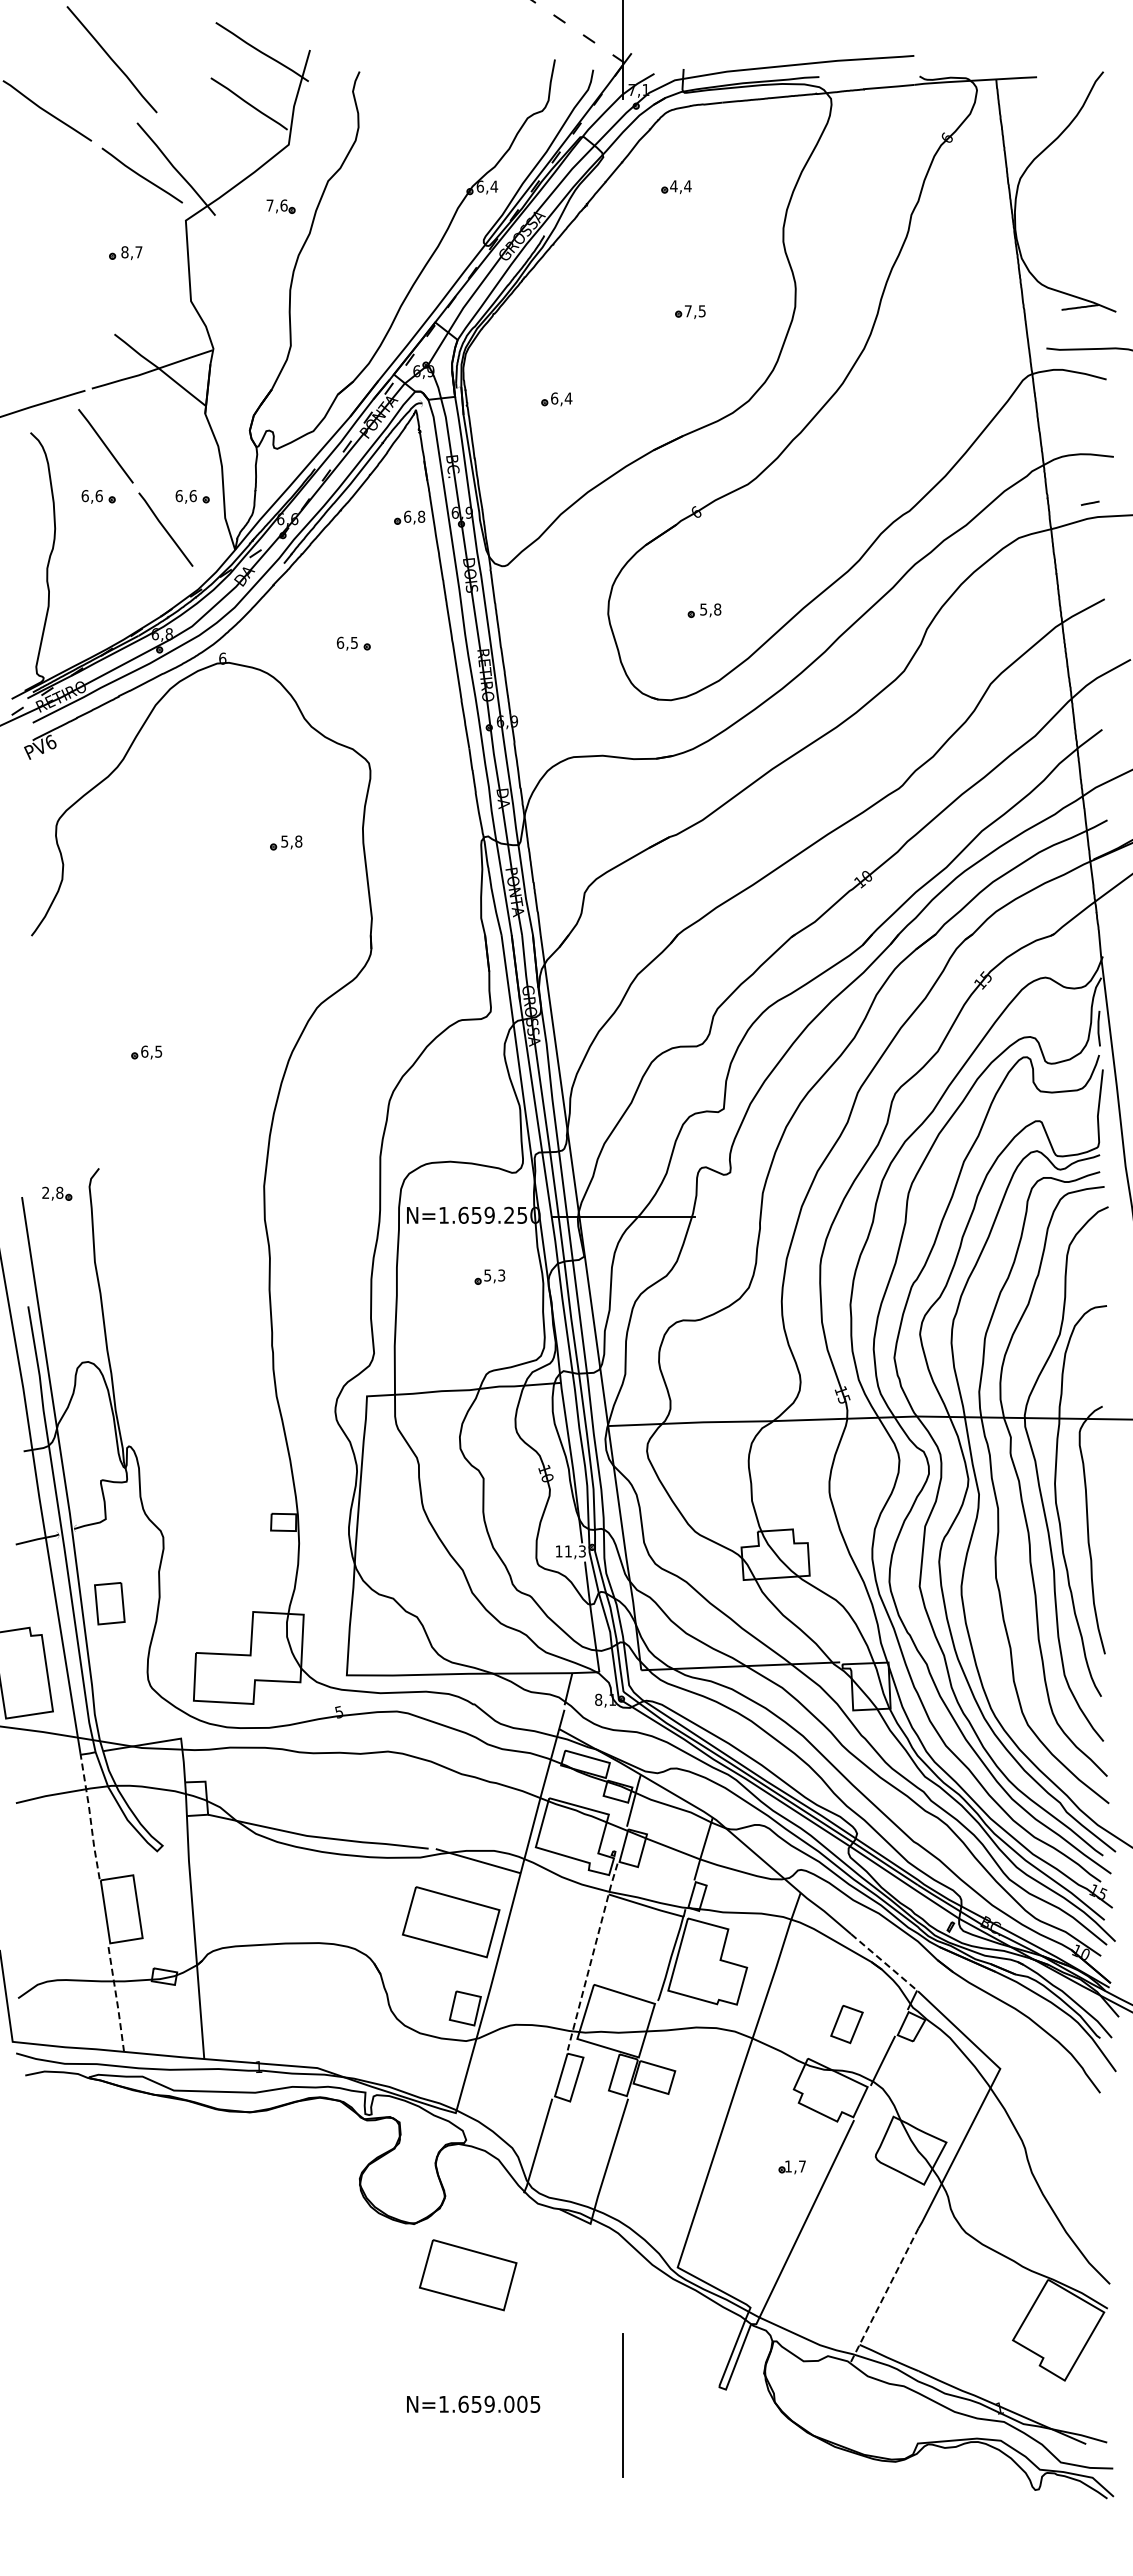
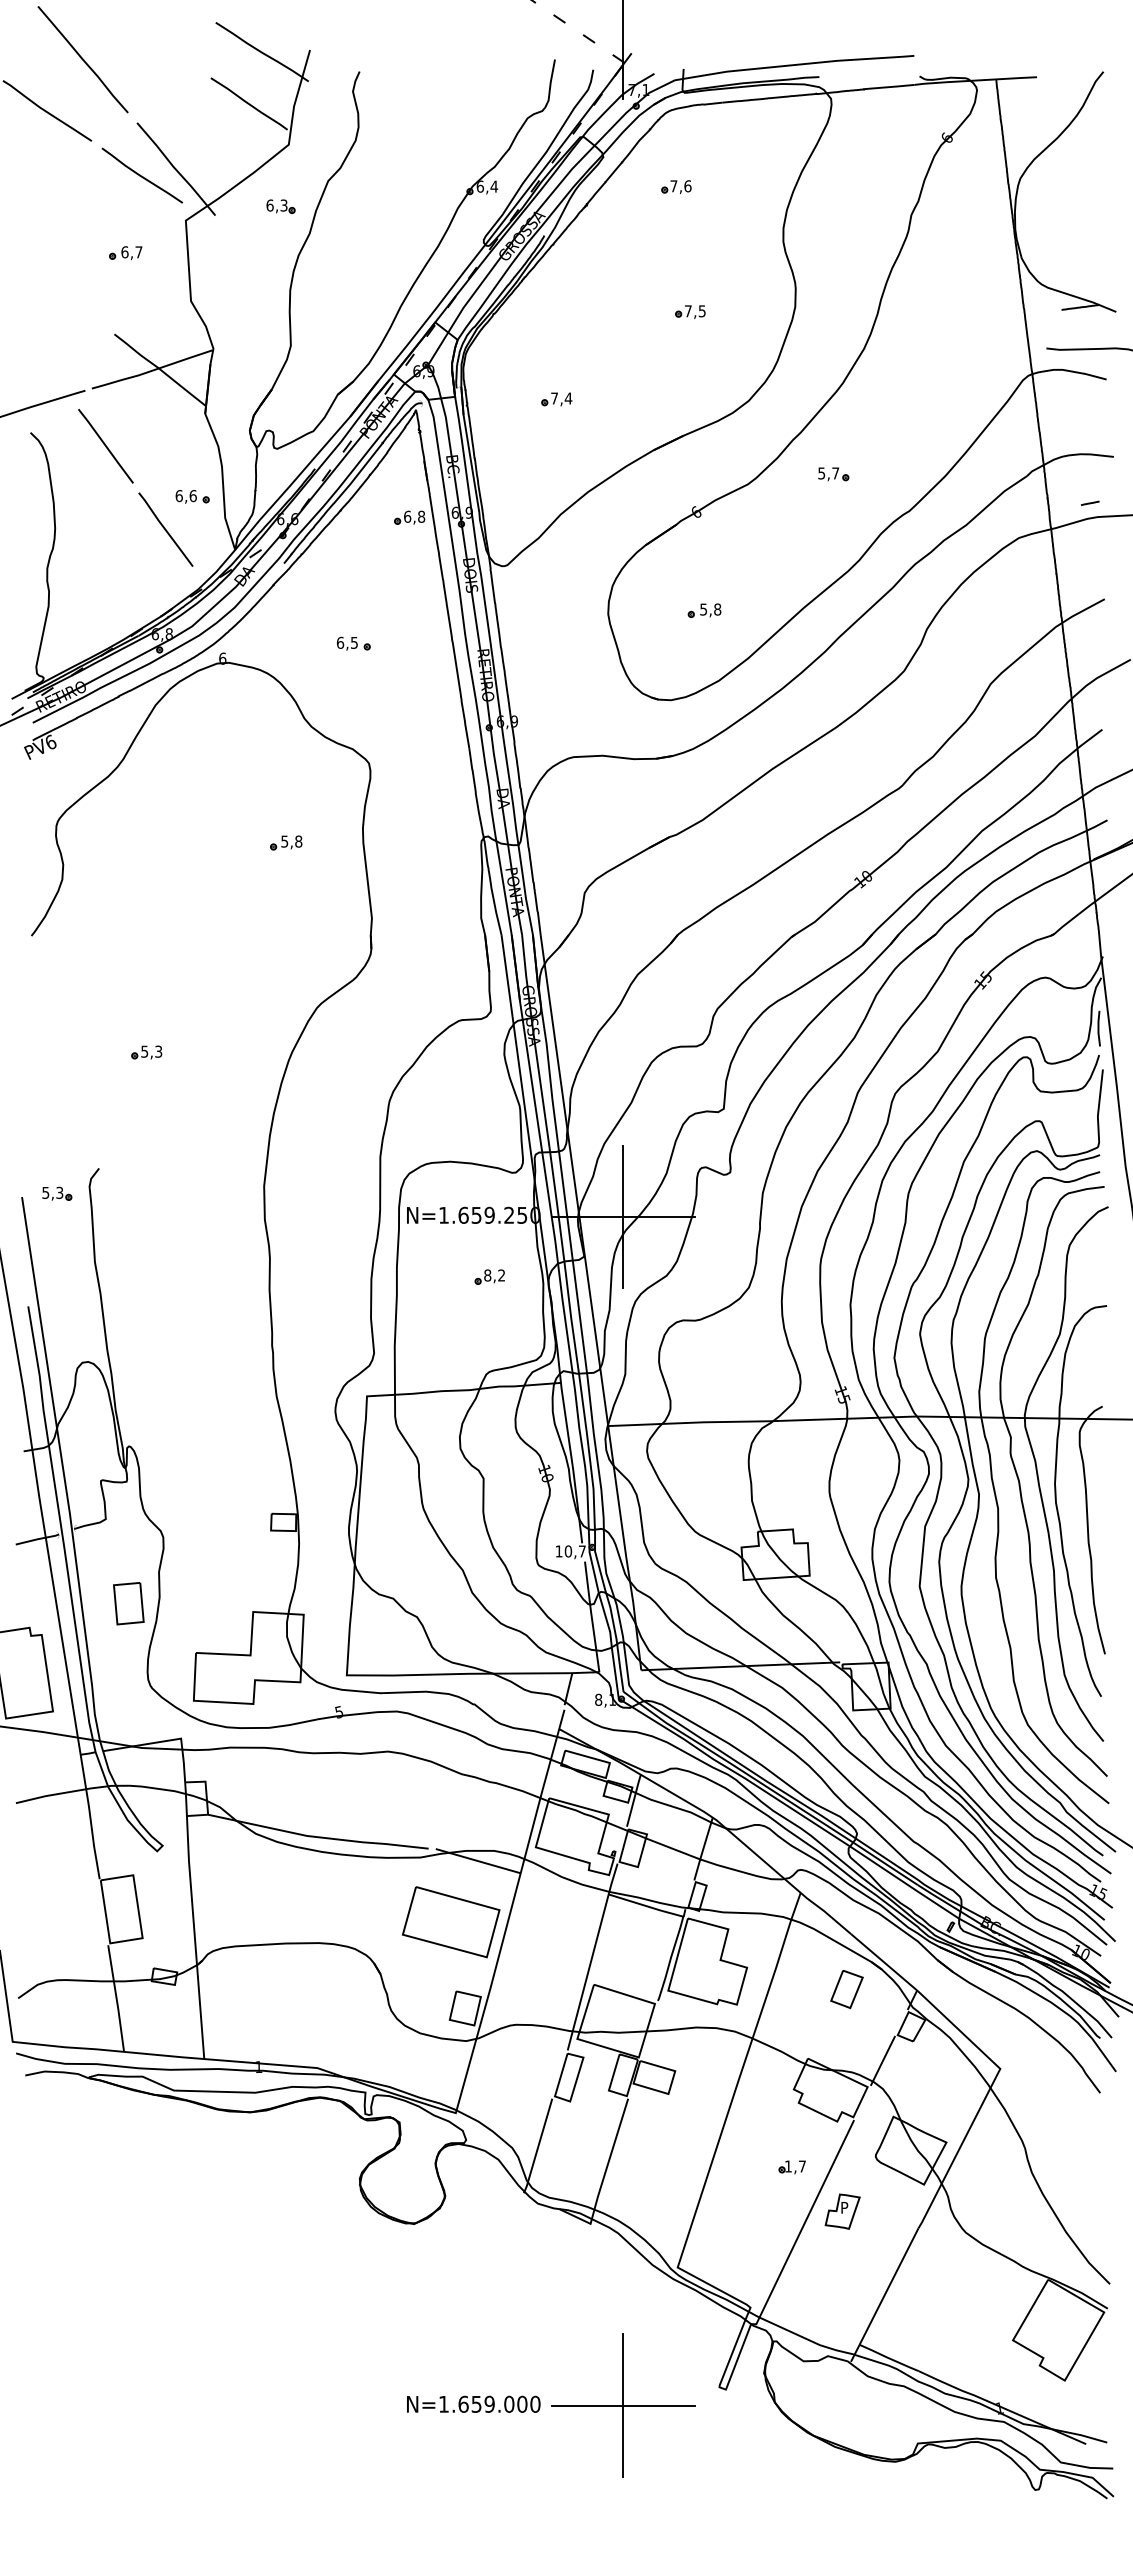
line position: (111, 59) -> (82, 59) (82, 59)
text: 4,4 -> 7,6 (680, 186)
text: 7,6 -> 6,3 (276, 205)
text: 8,7 -> 6,7 (124, 252)
text: 6,4 -> 7,4 (554, 398)
part: none -> present (833, 474)
part: present -> none (98, 496)
text: 6,5 -> 5,3 (151, 1051)
text: 2,8 -> 5,3 (52, 1192)
line: none -> present (623, 1216)
text: 5,3 -> 8,2 (494, 1275)
text: 11,3 -> 10,7 (574, 1551)
part position: (109, 1603) -> (128, 1603) (128, 1603)
line: dashed -> solid (90, 1816)
line: dashed -> solid (592, 1956)
line: dashed -> solid (884, 1962)
line: dashed -> solid (116, 1999)
part position: (846, 2024) -> (846, 1989) (846, 1989)
part: none -> present (842, 2211)
part: present -> none (468, 2275)
line: dashed -> solid (884, 2295)
text: N=1.659.005 -> N=1.659.000 (535, 2403)
line: none -> present (622, 2405)
